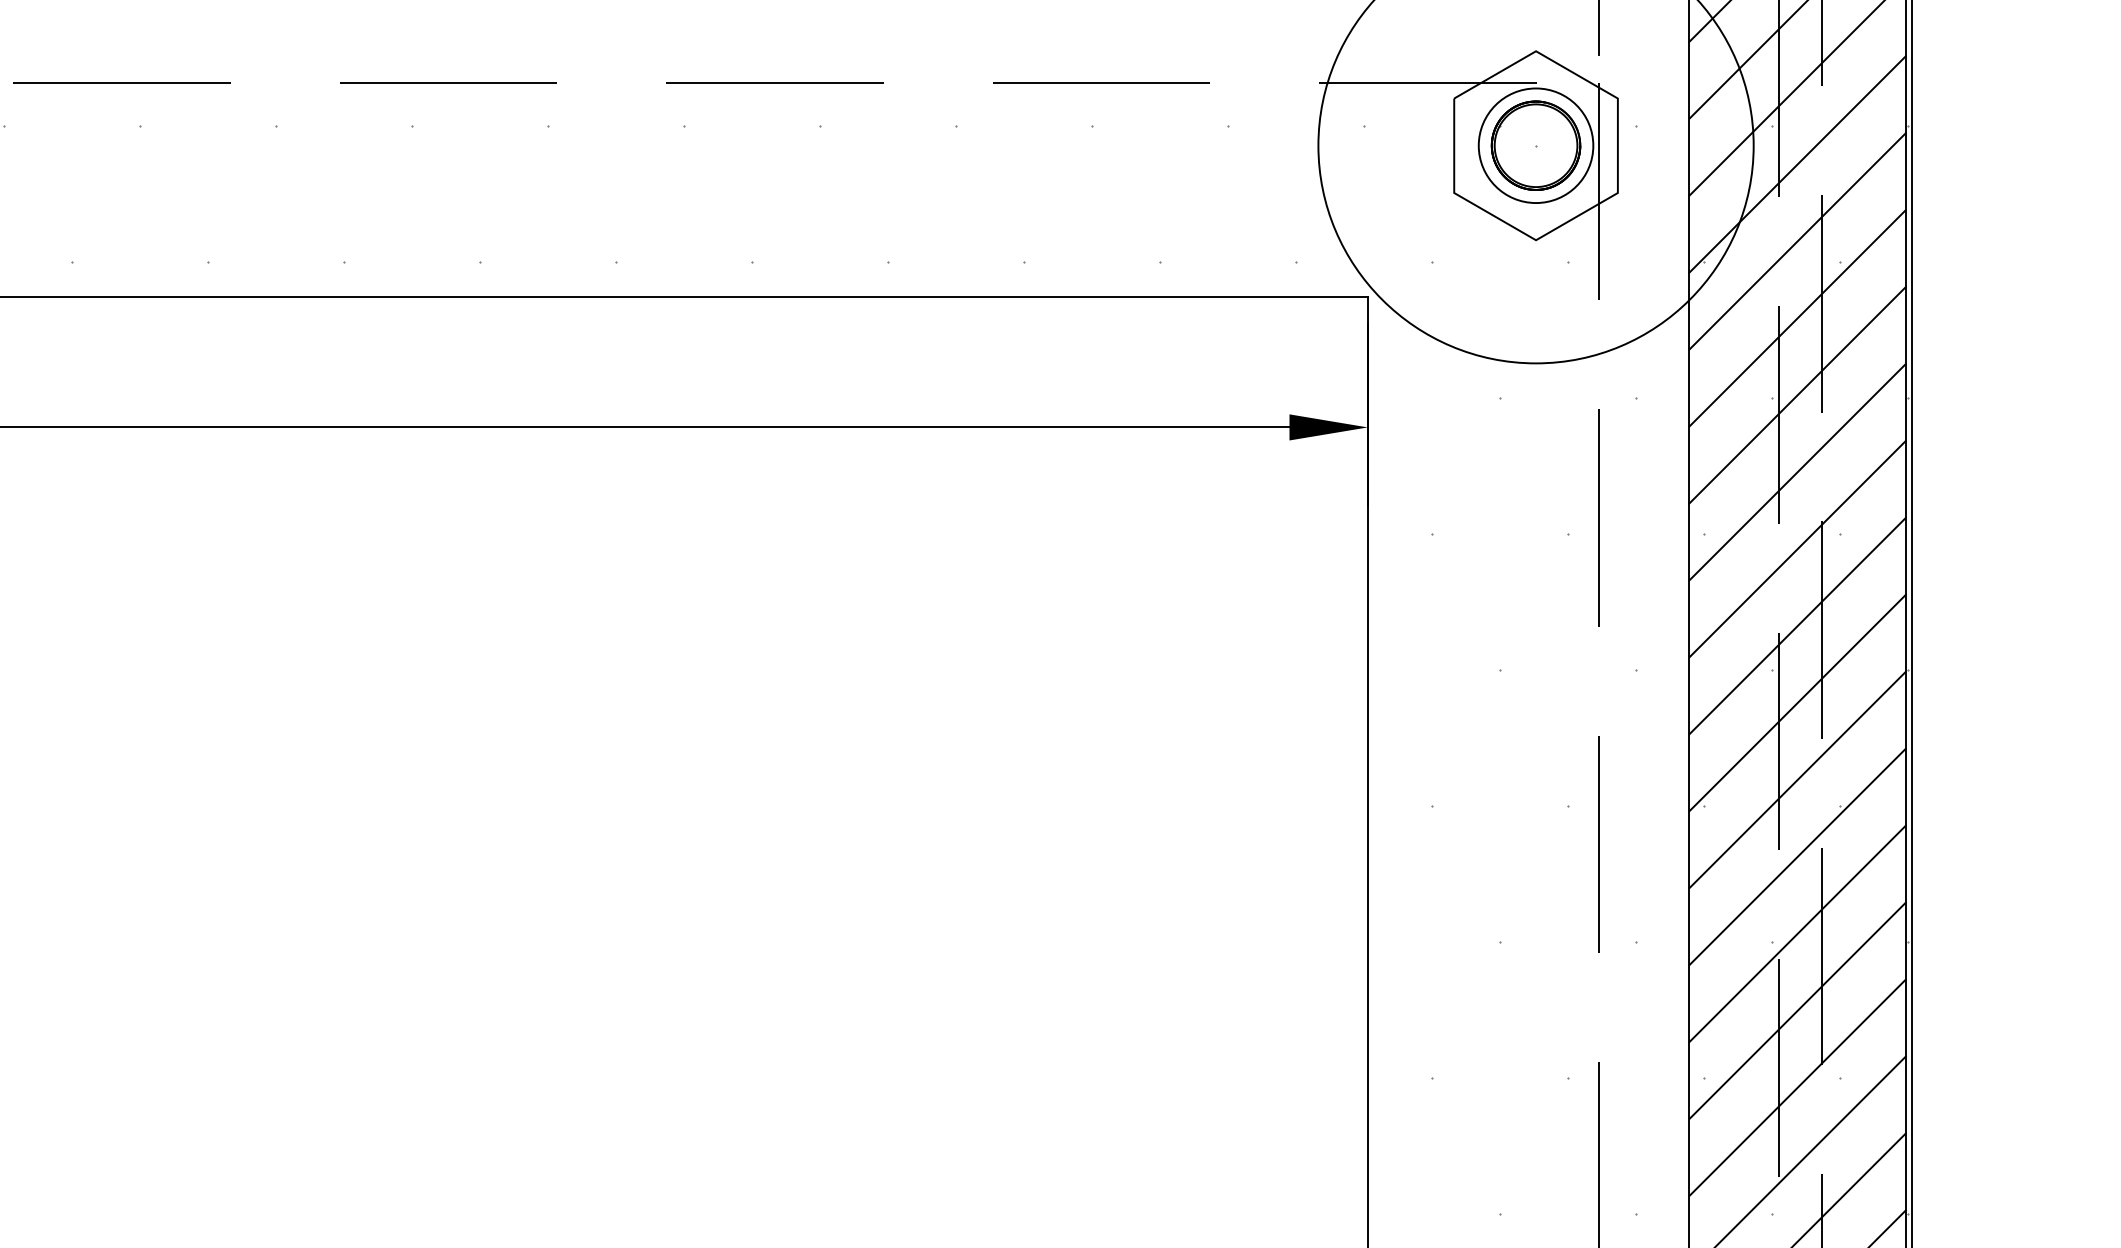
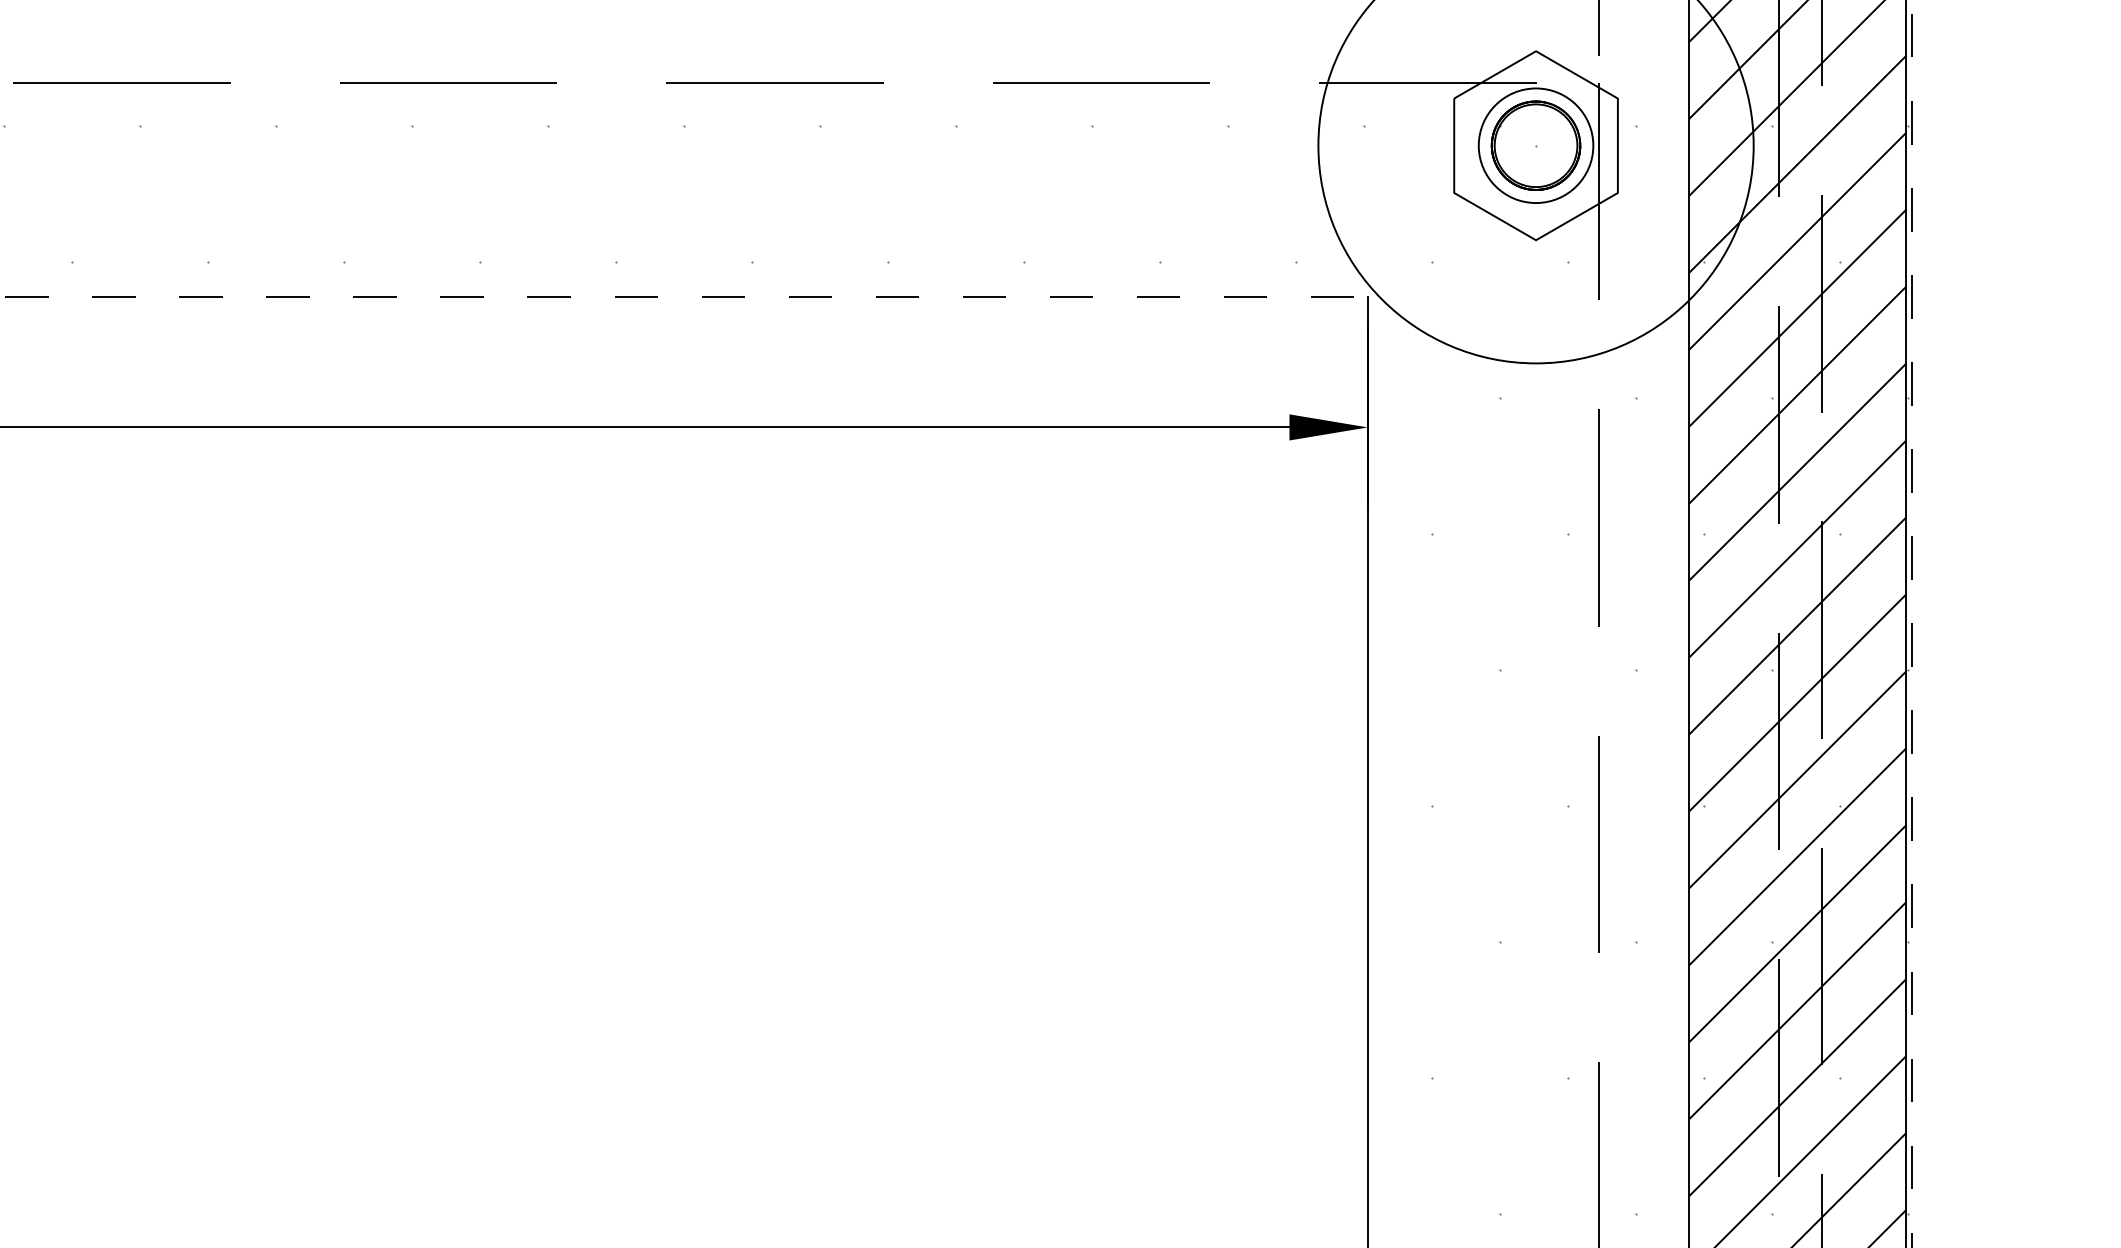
line: solid -> dashed (683, 296)
line: solid -> dashed (1911, 624)
